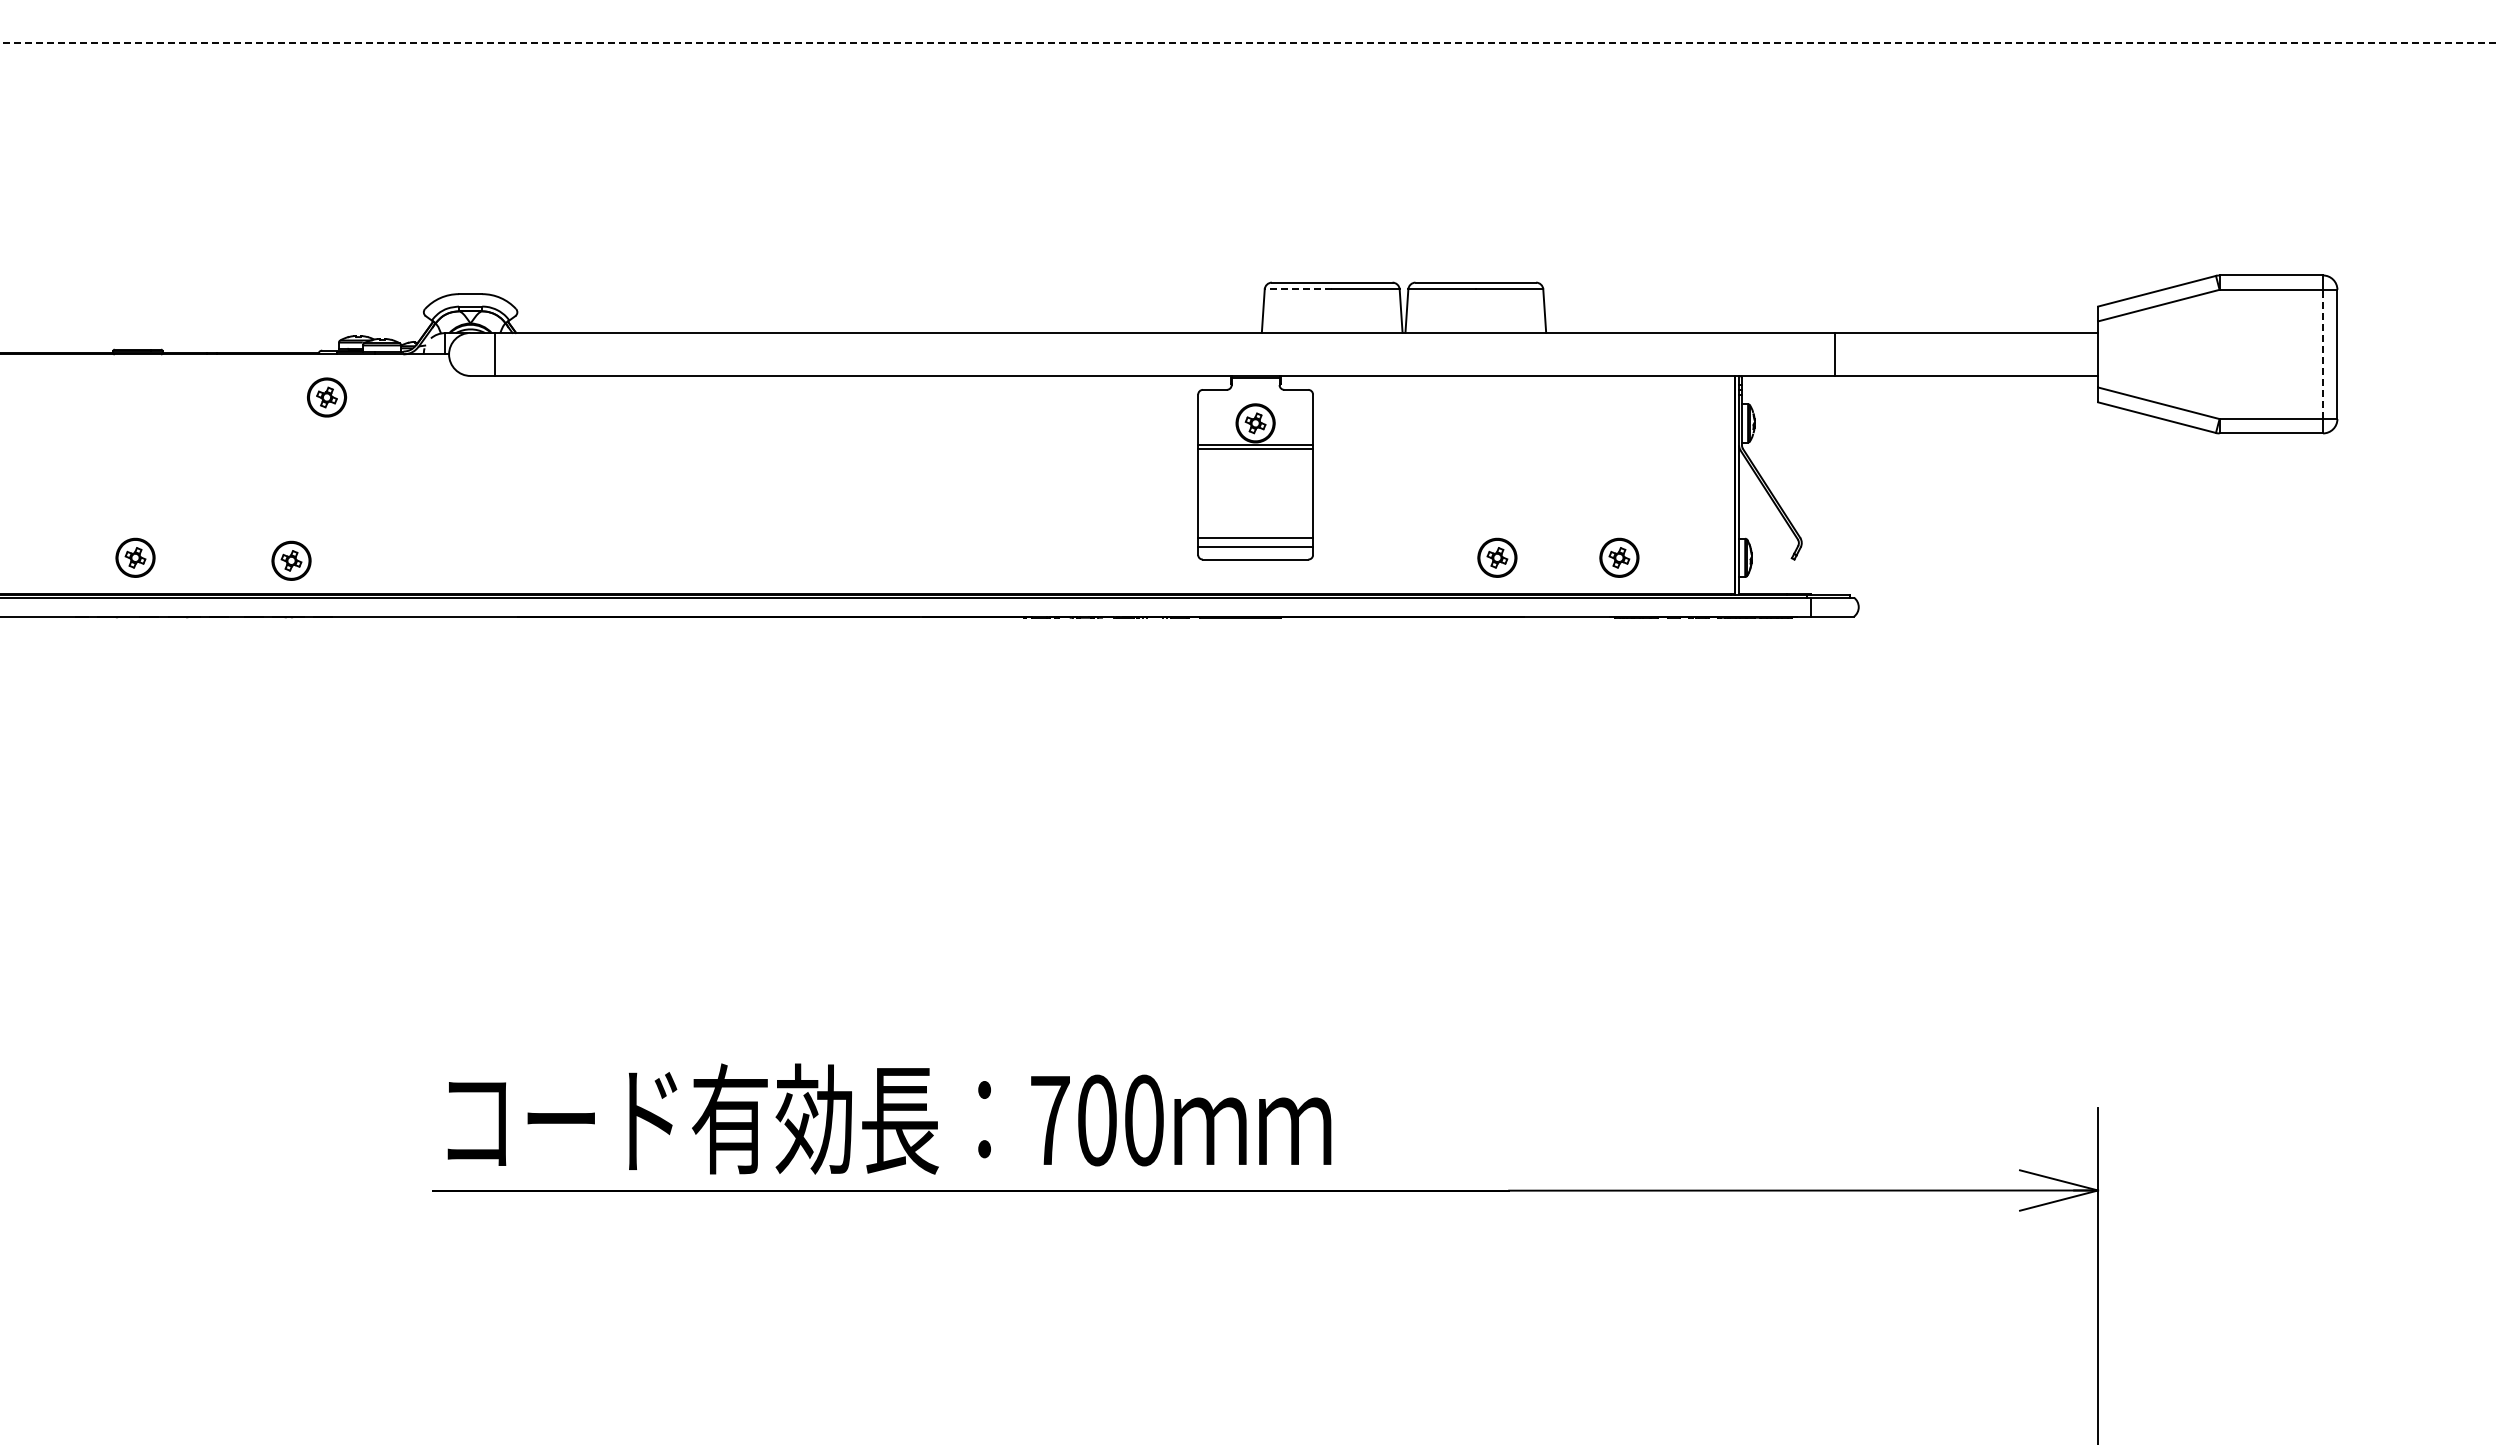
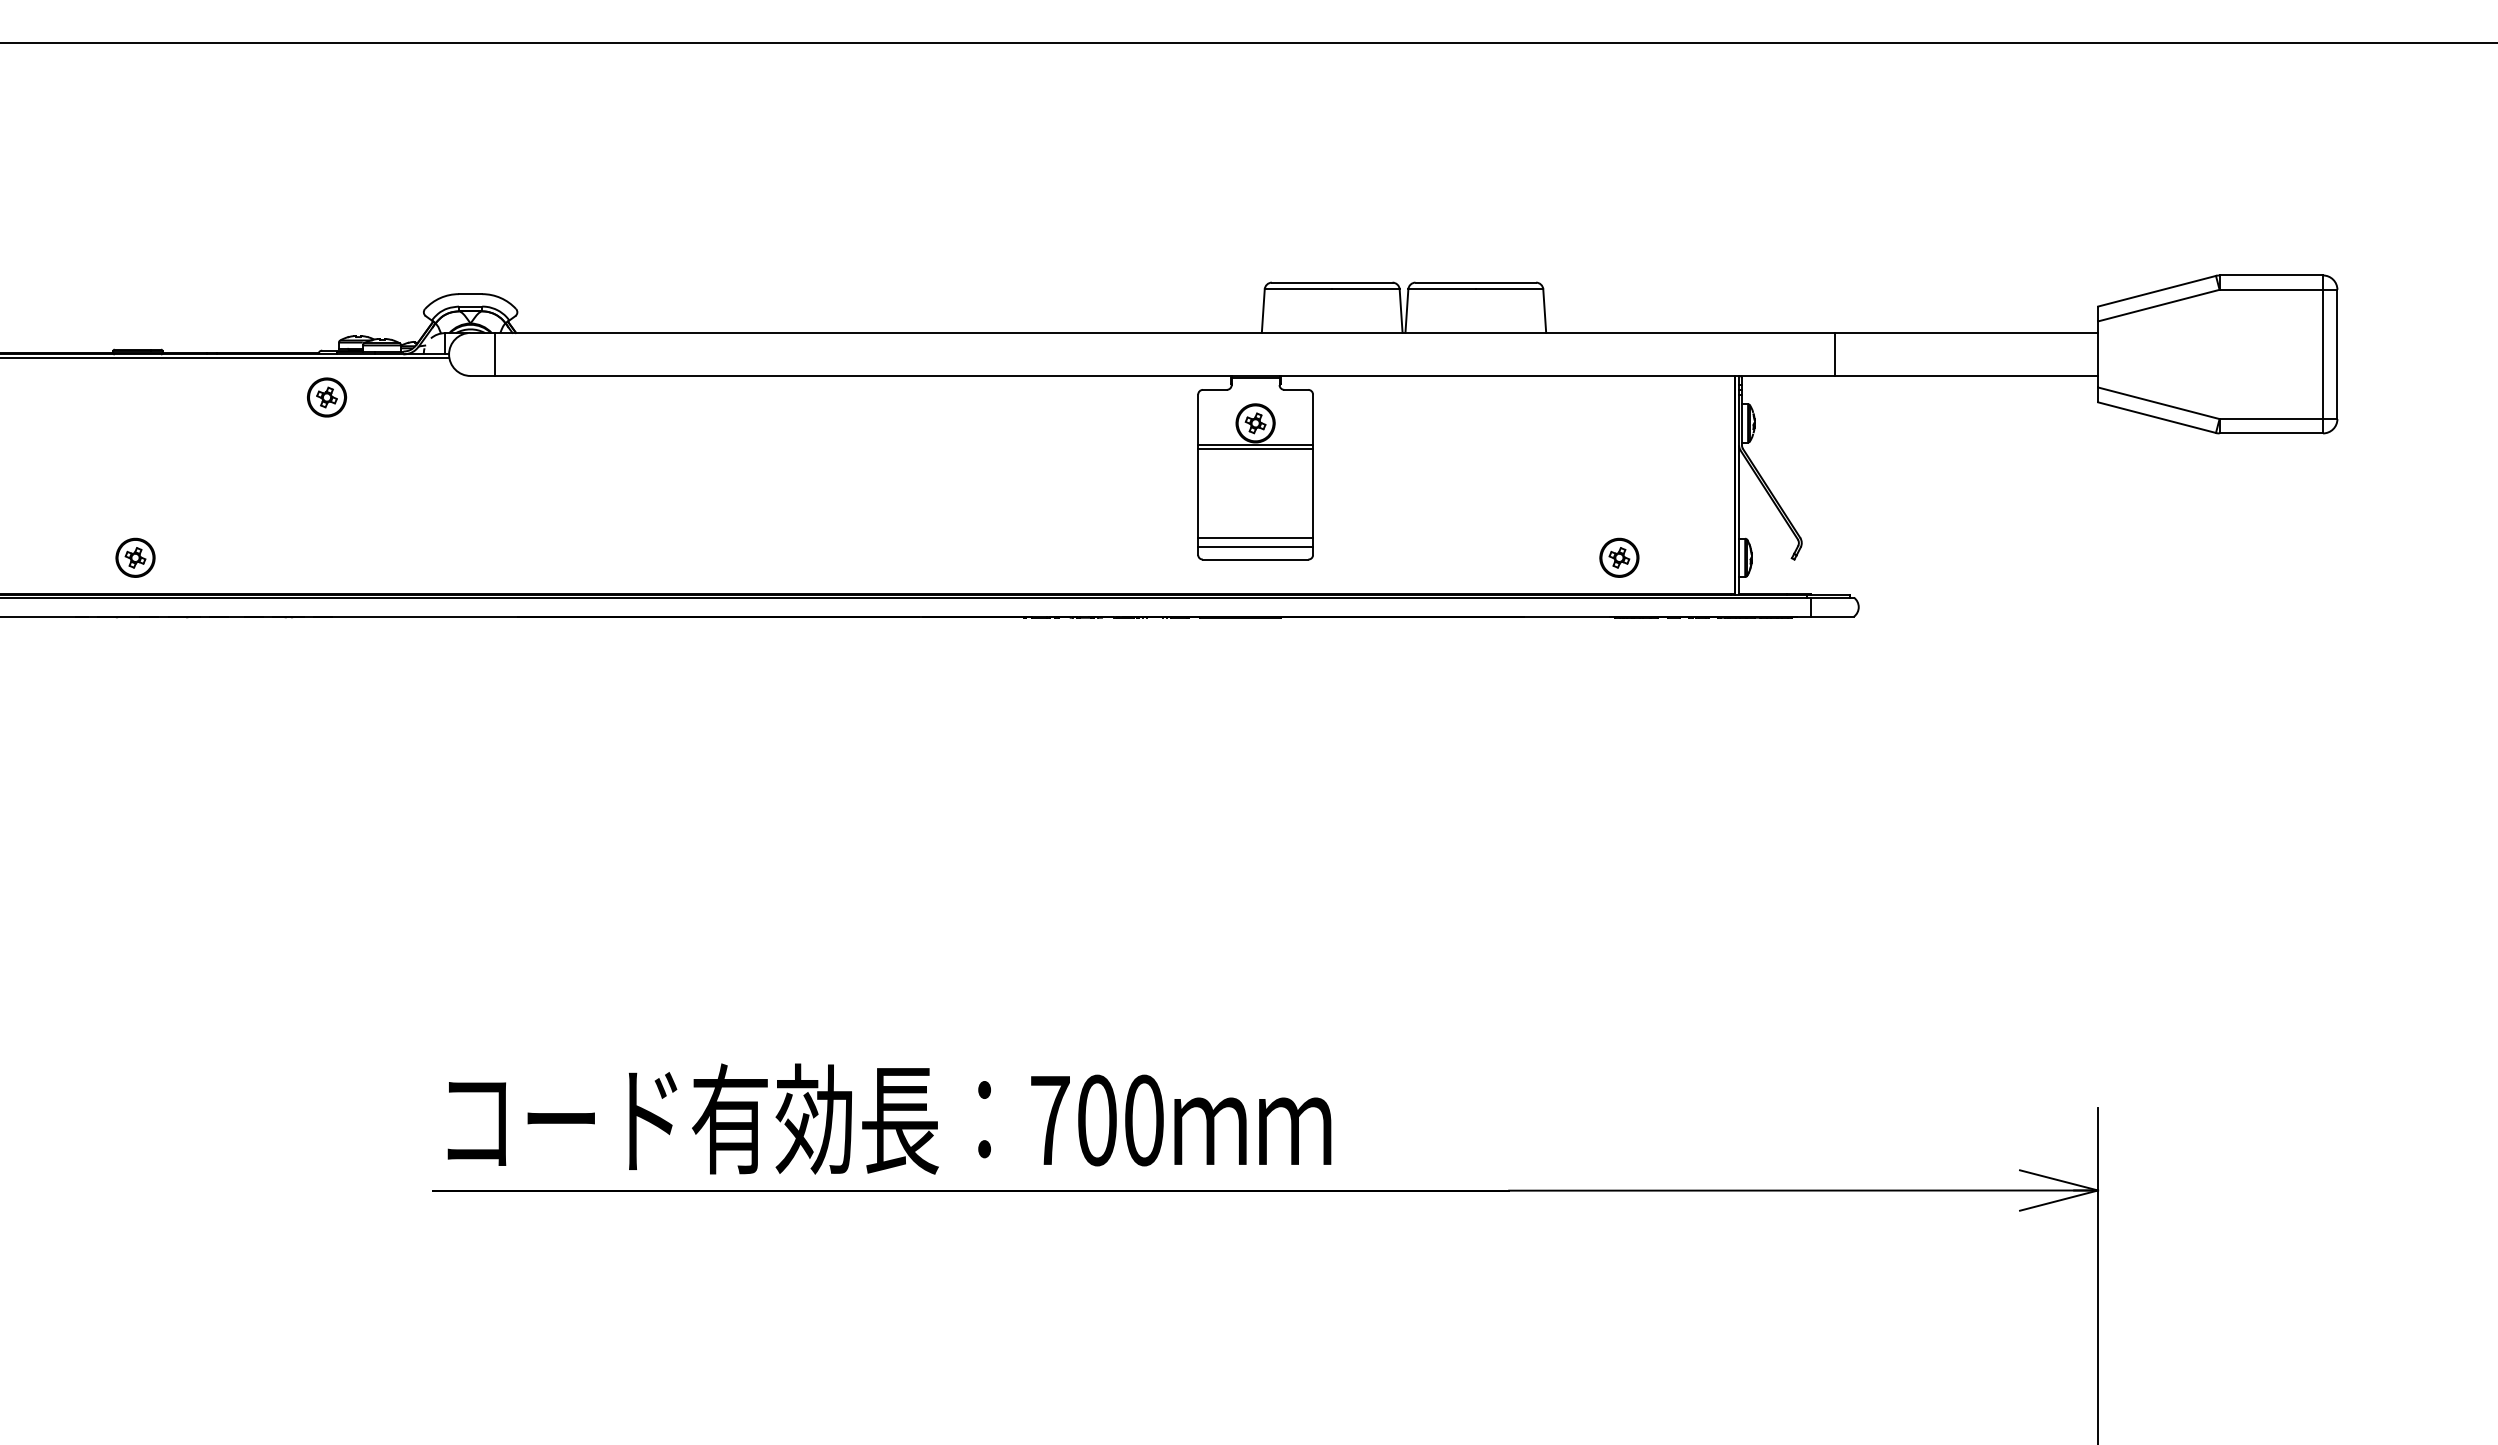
line: dashed -> solid (1249, 43)
line: dashed -> solid (1298, 289)
line: dashed -> solid (2323, 354)
line: none -> present (225, 358)
part: present -> none (1497, 557)
part: present -> none (291, 560)
